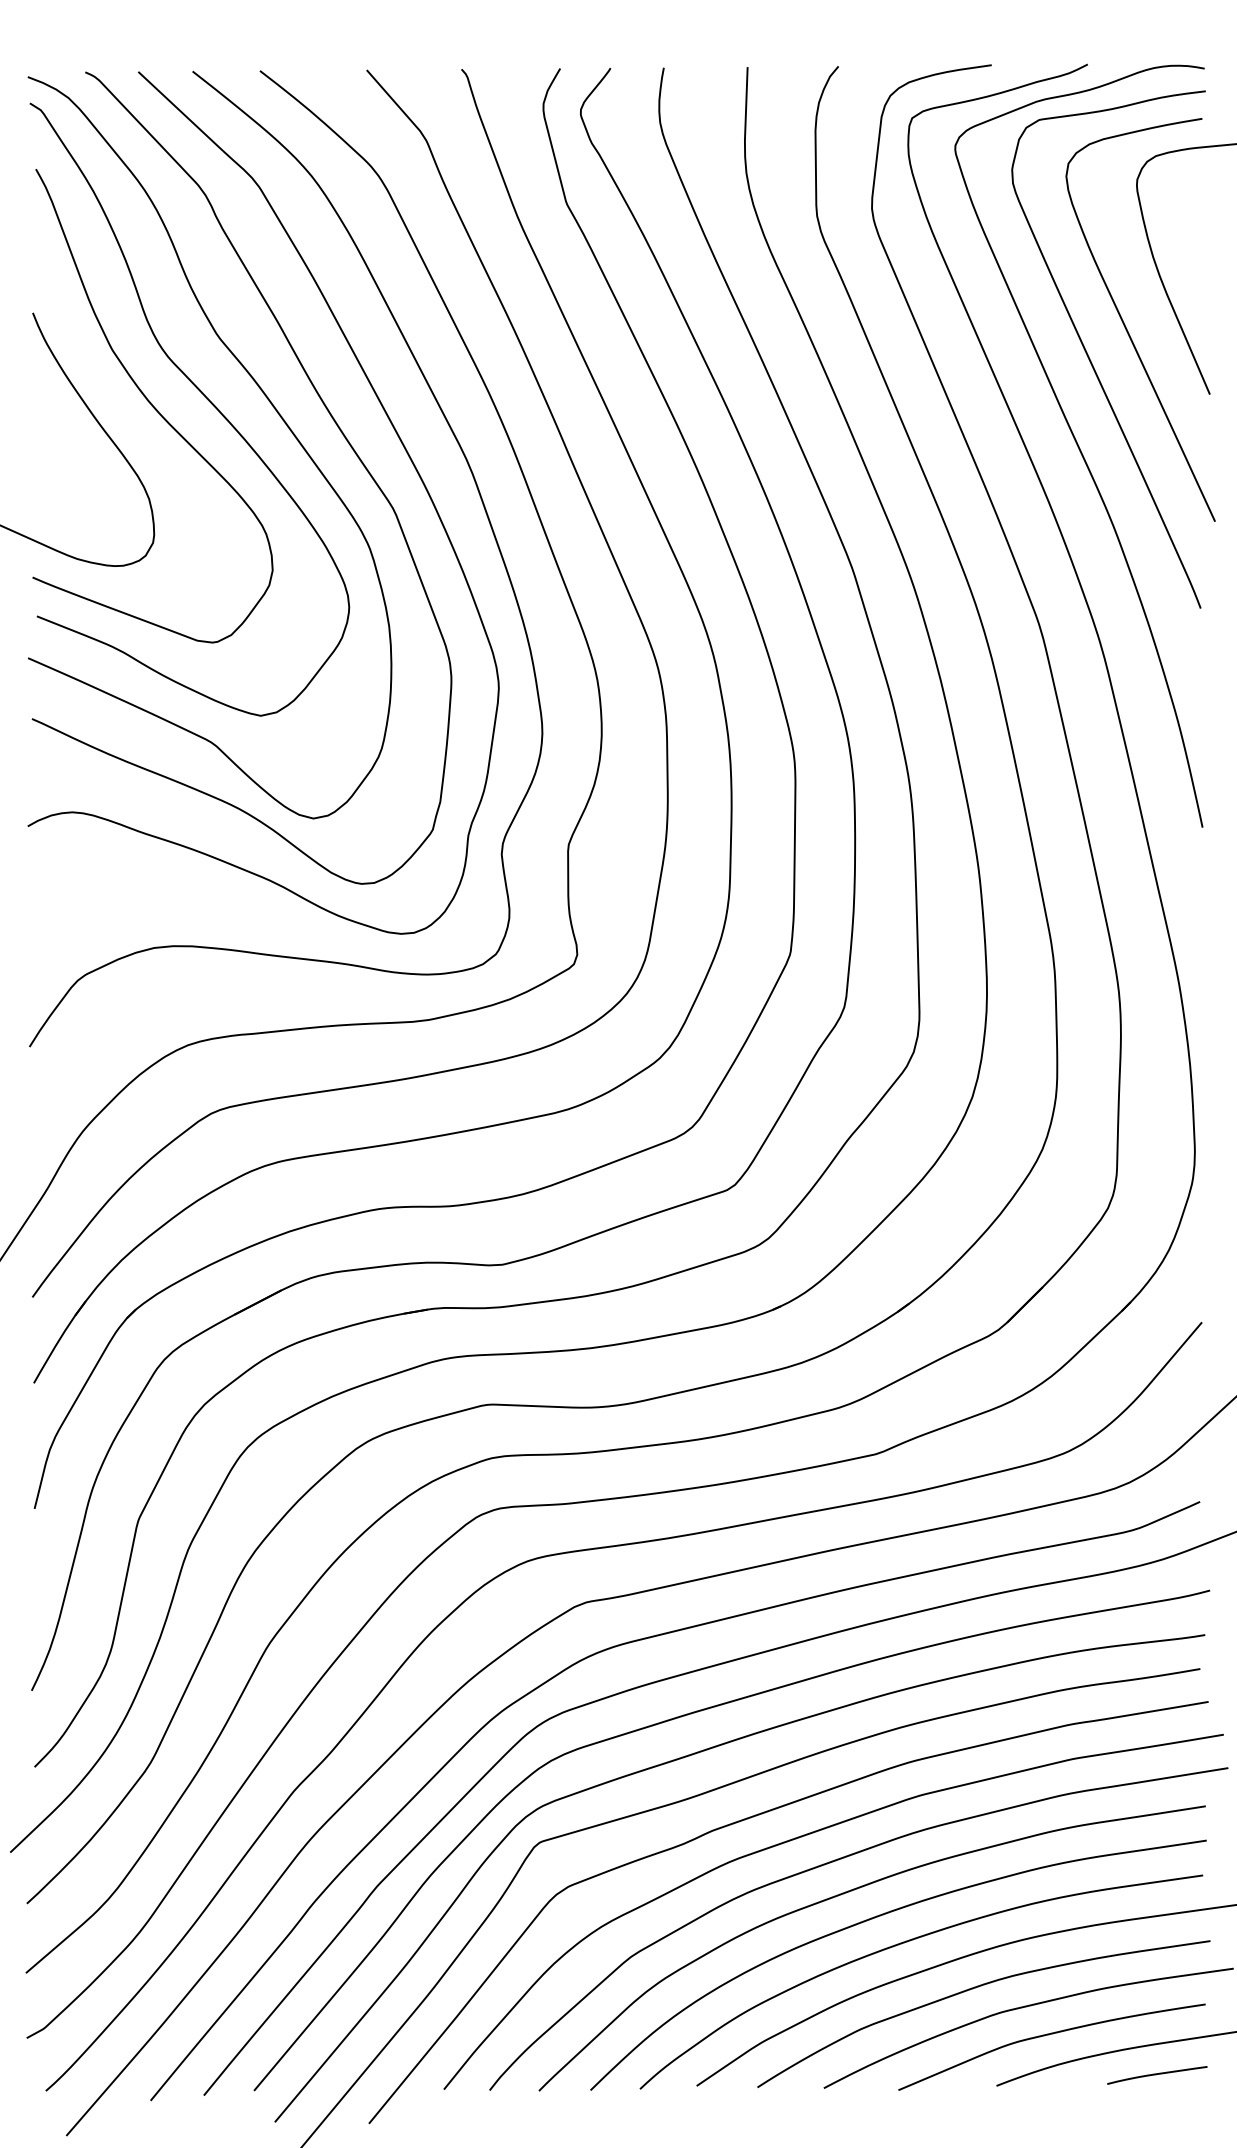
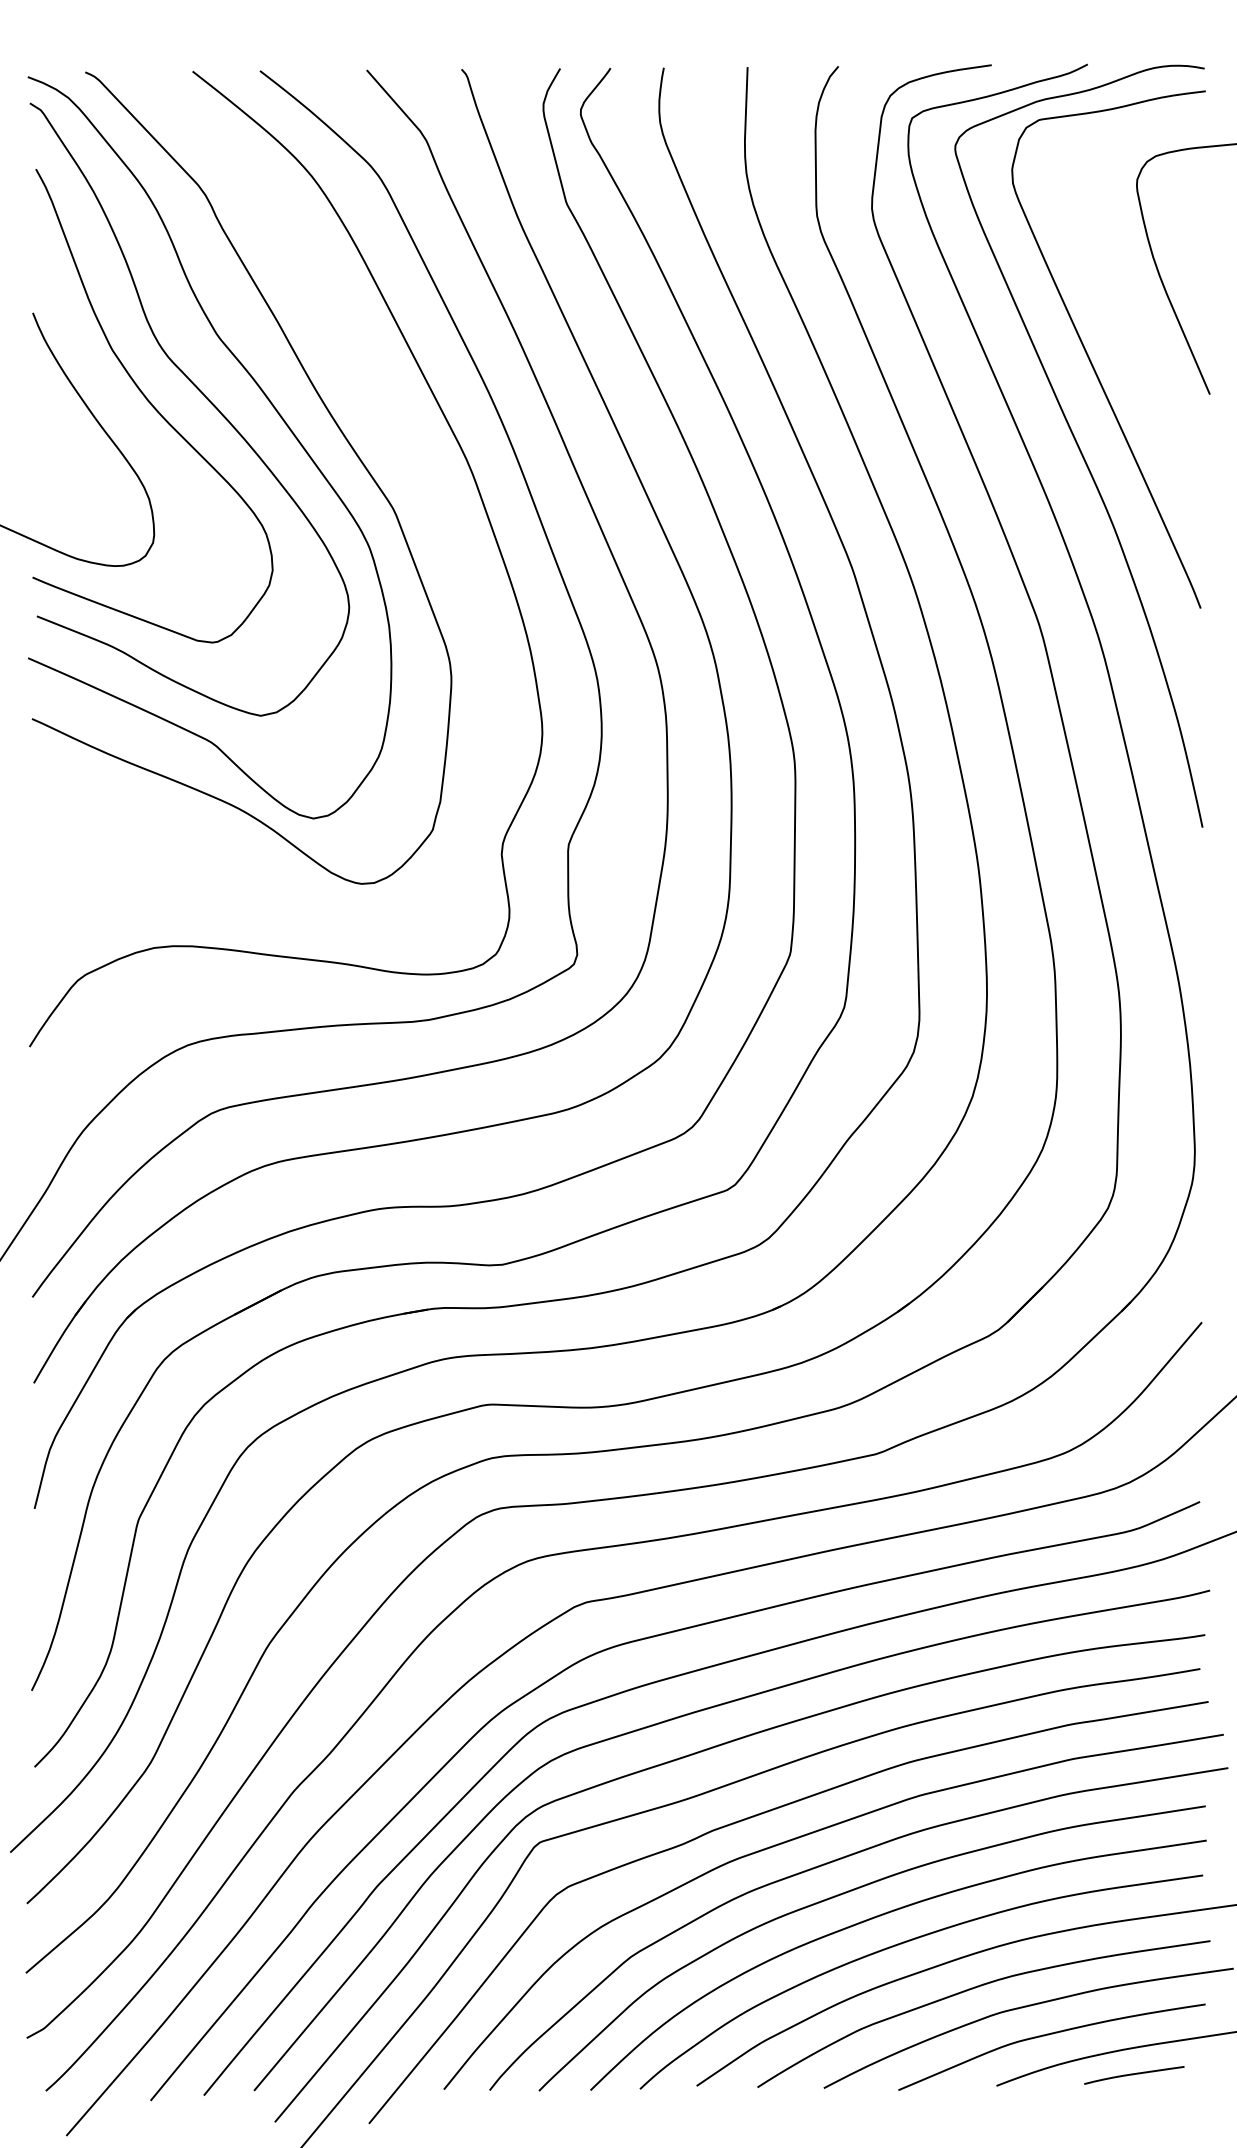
curve: present -> none (1126, 326)
curve: present -> none (392, 427)
curve position: (1157, 2074) -> (1134, 2074) (1134, 2074)
